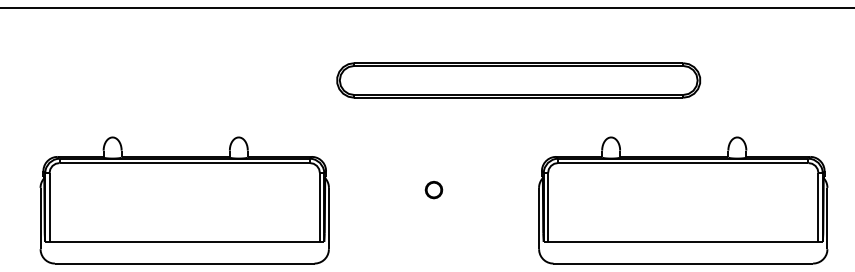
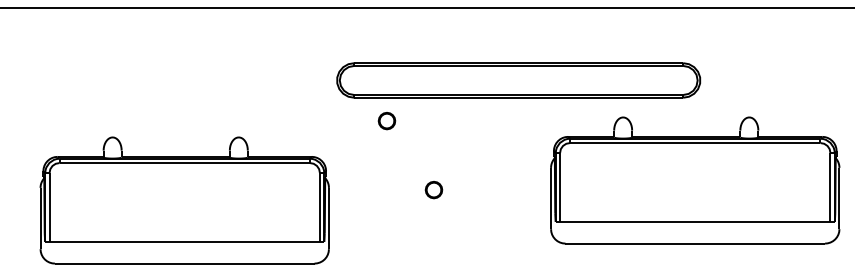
part: none -> present (386, 121)
part position: (683, 200) -> (695, 180) (695, 180)
